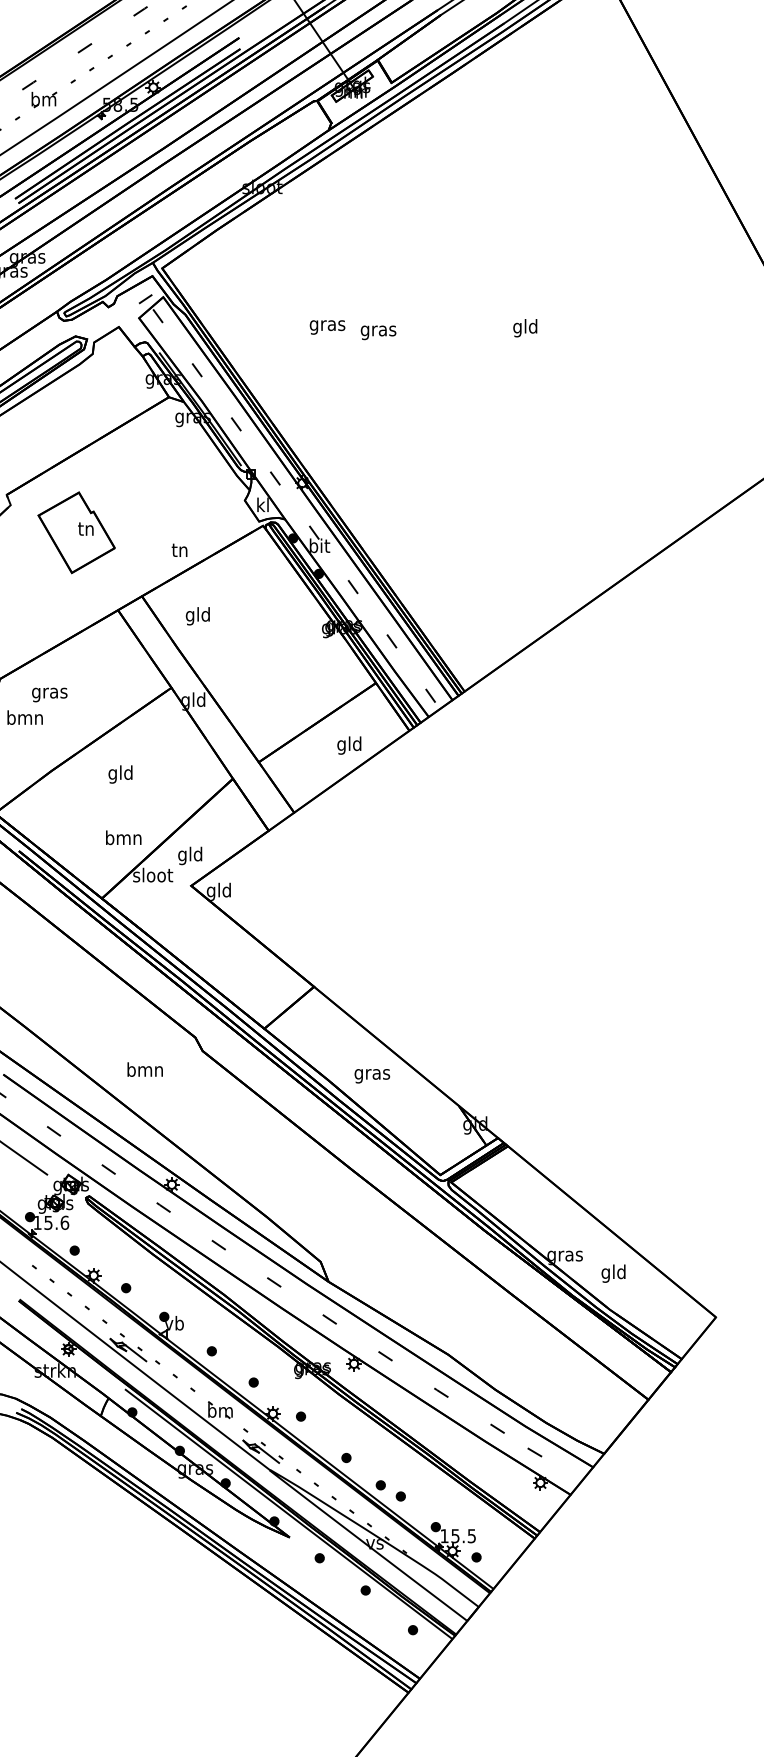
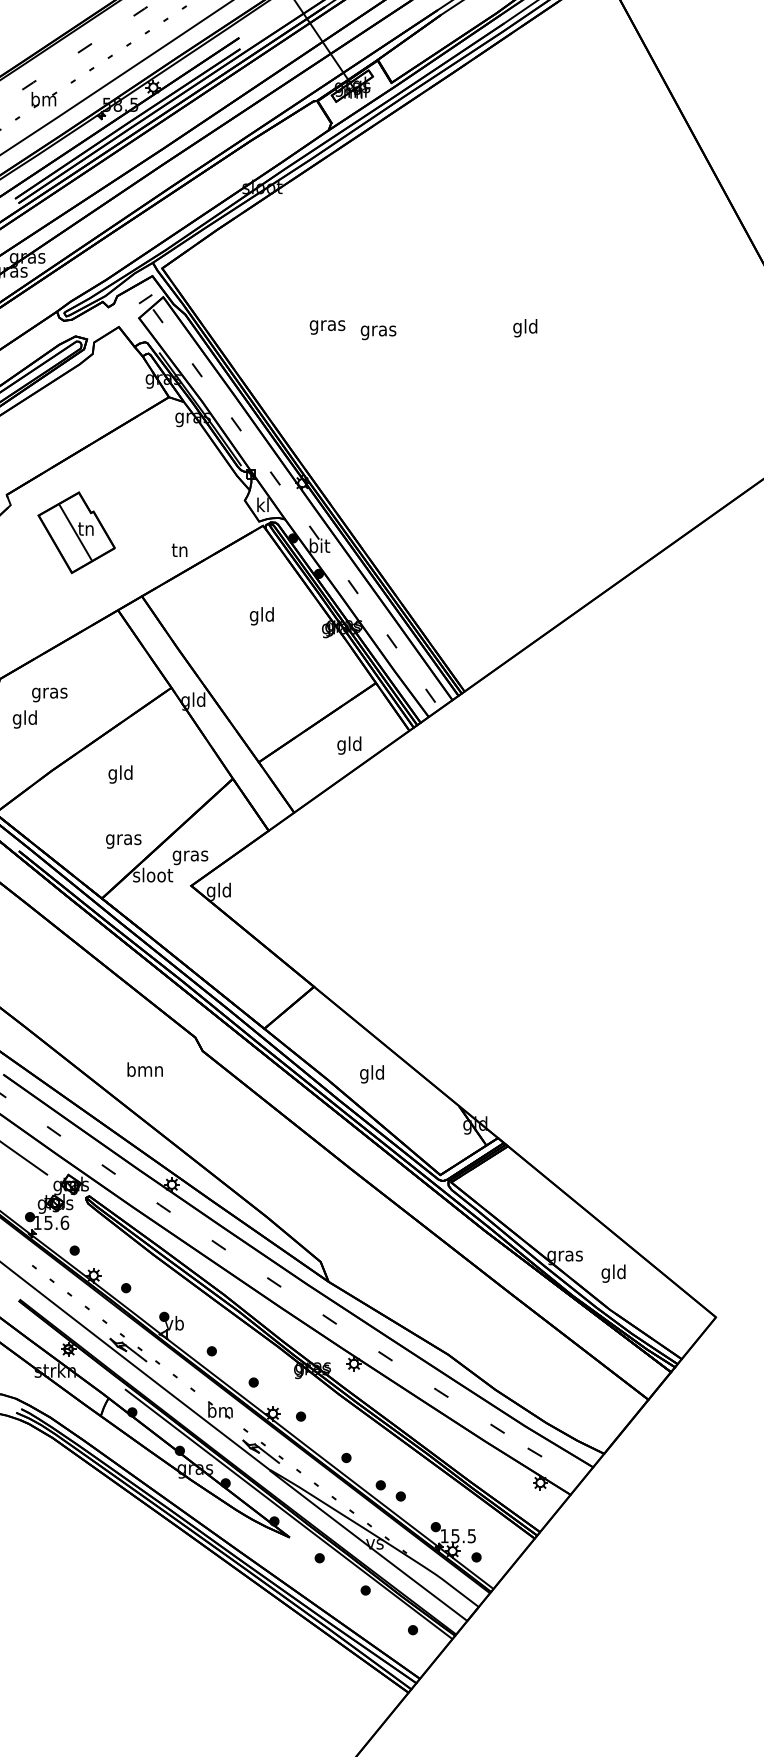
line: none -> present (75, 532)
text position: (197, 616) -> (261, 616) (261, 616)
text: bmn -> gld (24, 719)
text: bmn -> gras (123, 839)
text: gld -> gras (190, 855)
text: gras -> gld (372, 1074)
